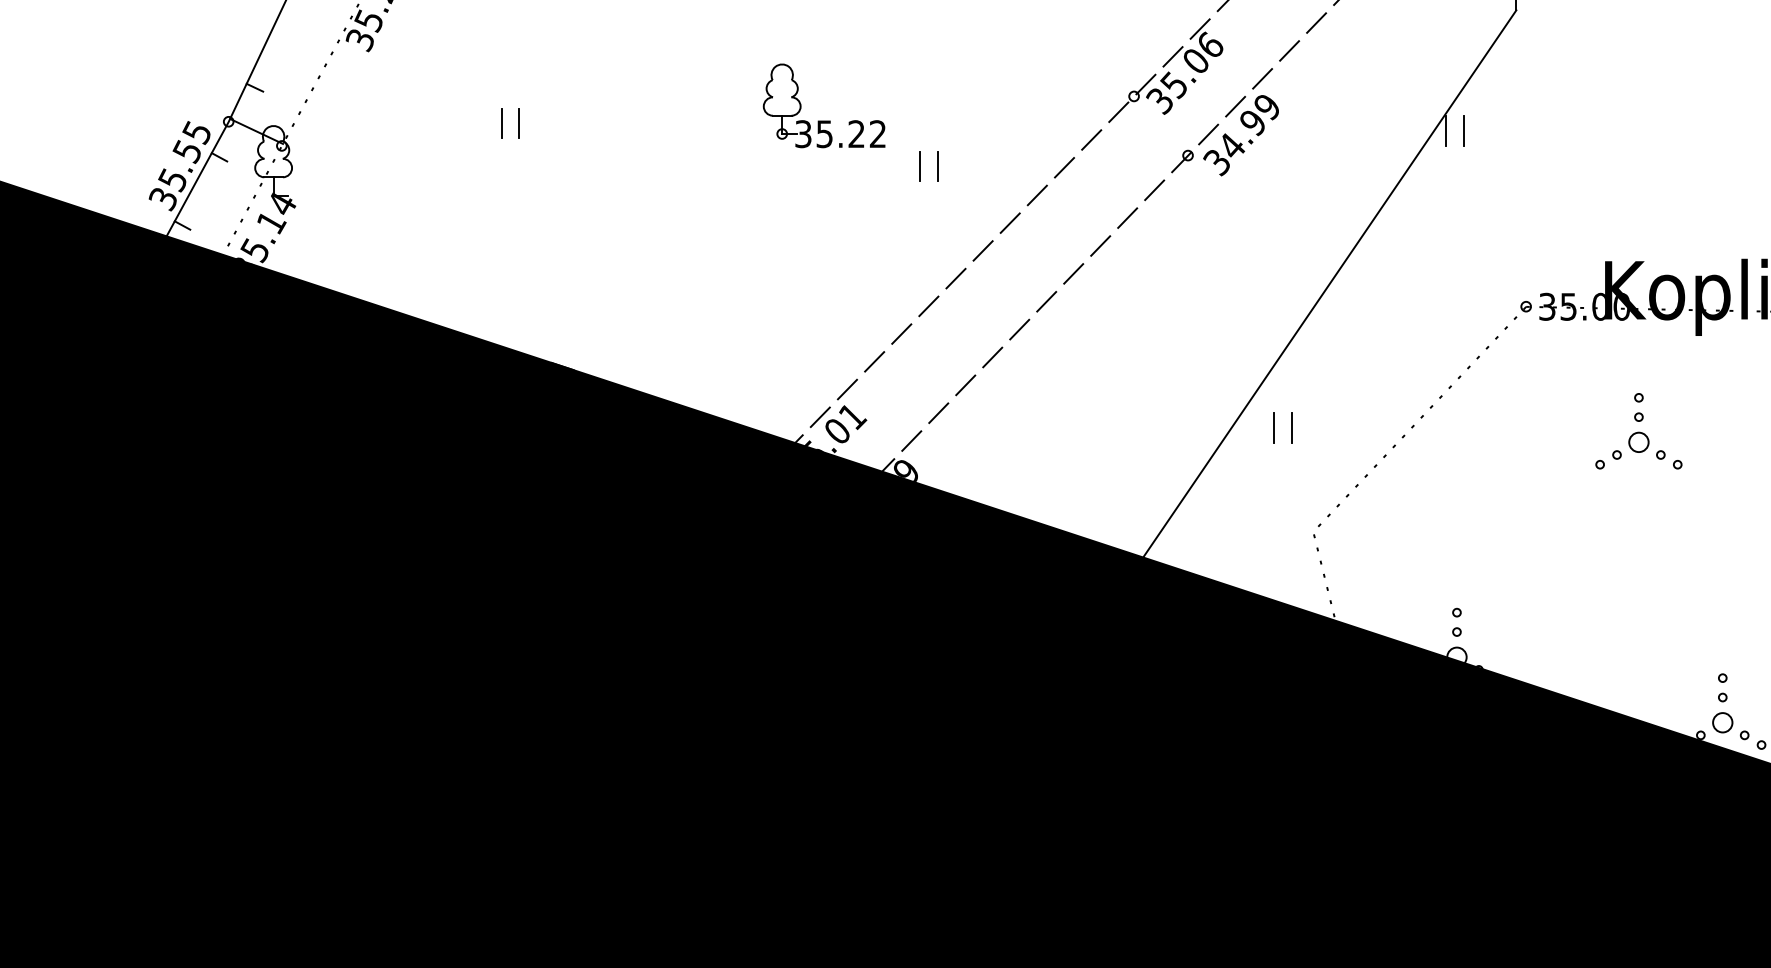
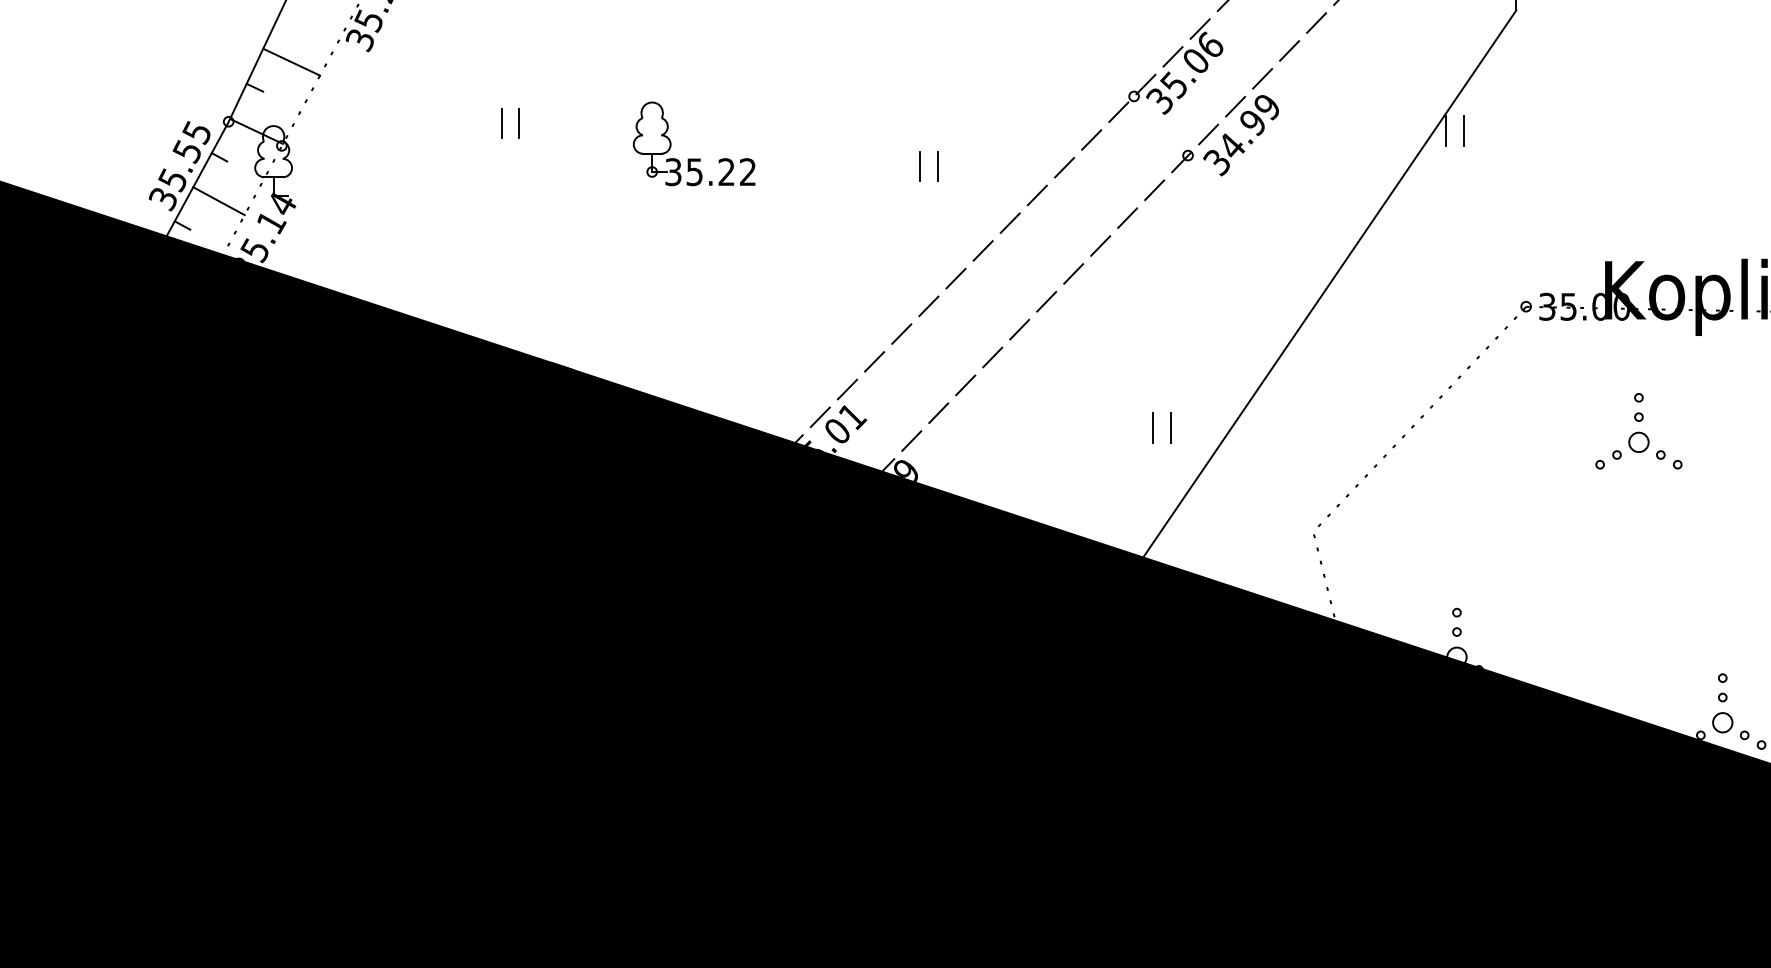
line: none -> present (291, 61)
part position: (823, 120) -> (693, 158) (693, 158)
line: none -> present (218, 201)
part position: (1274, 427) -> (1153, 427) (1153, 427)
